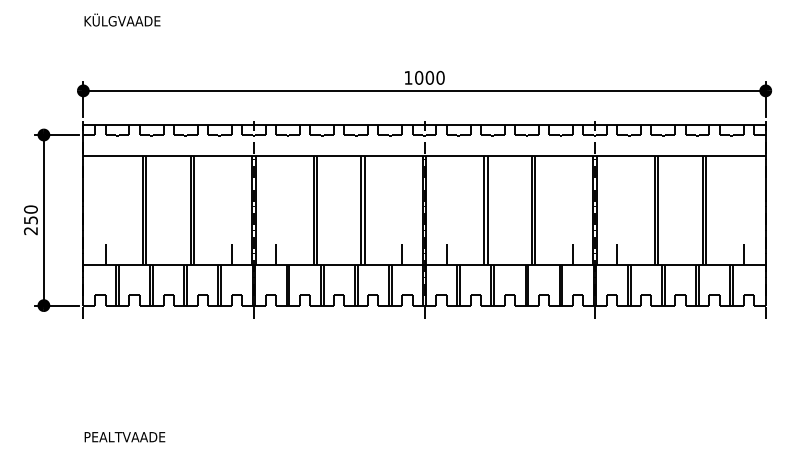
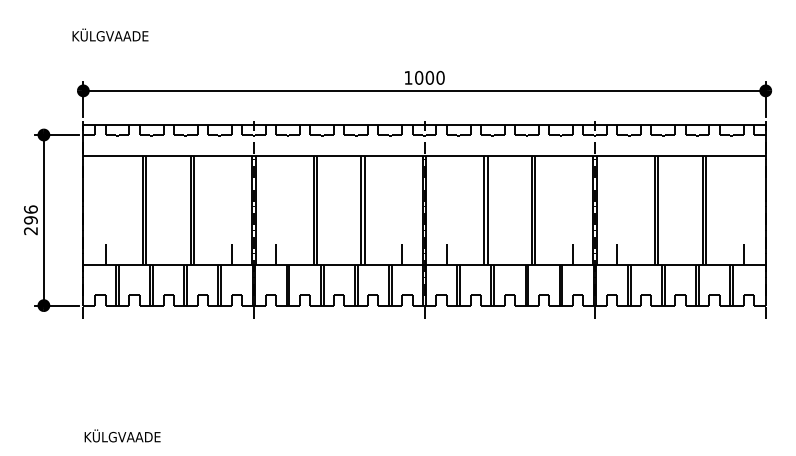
text position: (122, 19) -> (110, 34) (110, 34)
text: 250 -> 296 (30, 214)
text: PEALTVAADE -> KÜLGVAADE (125, 435)
